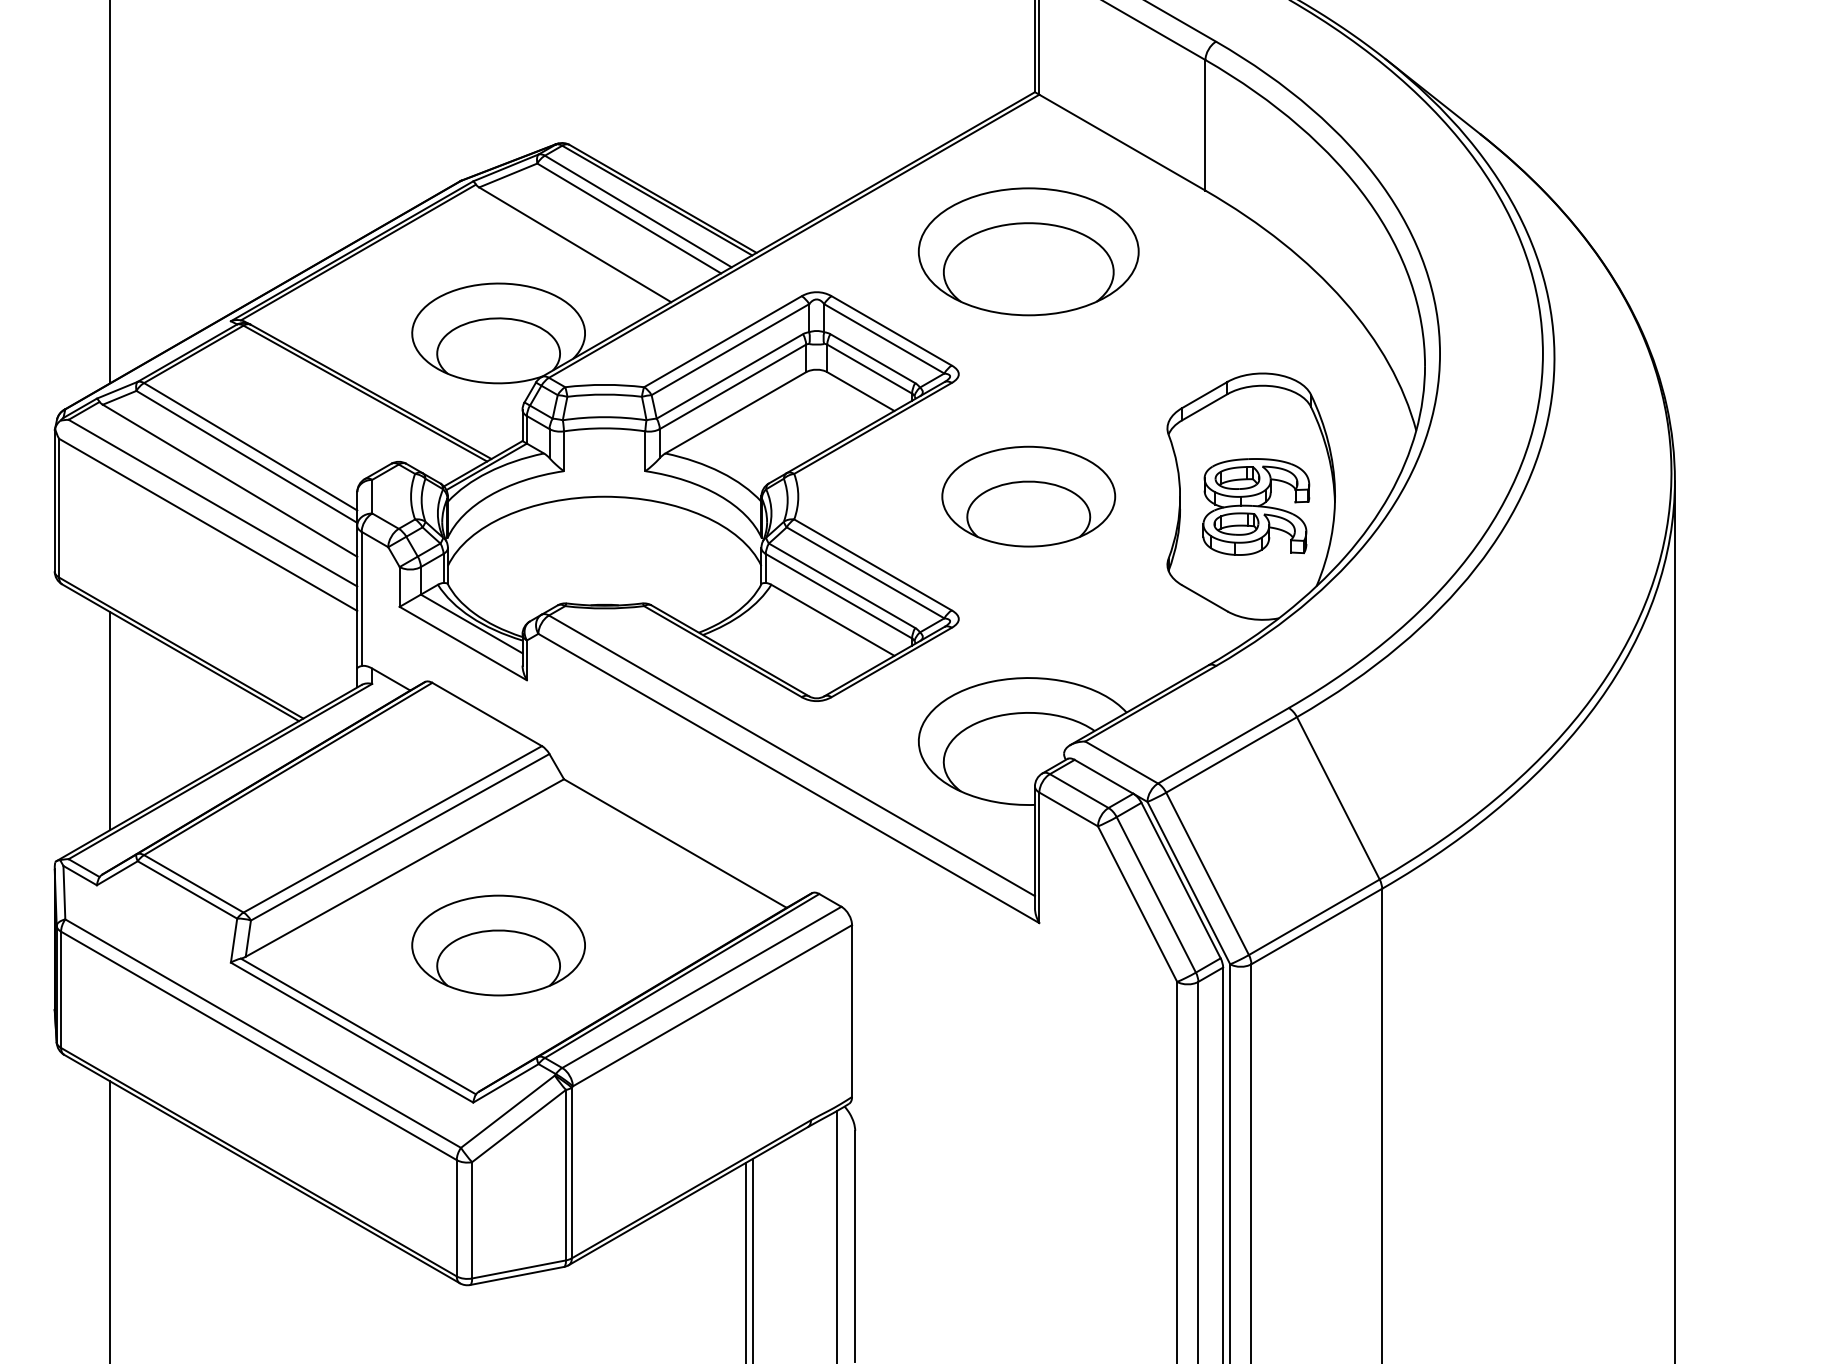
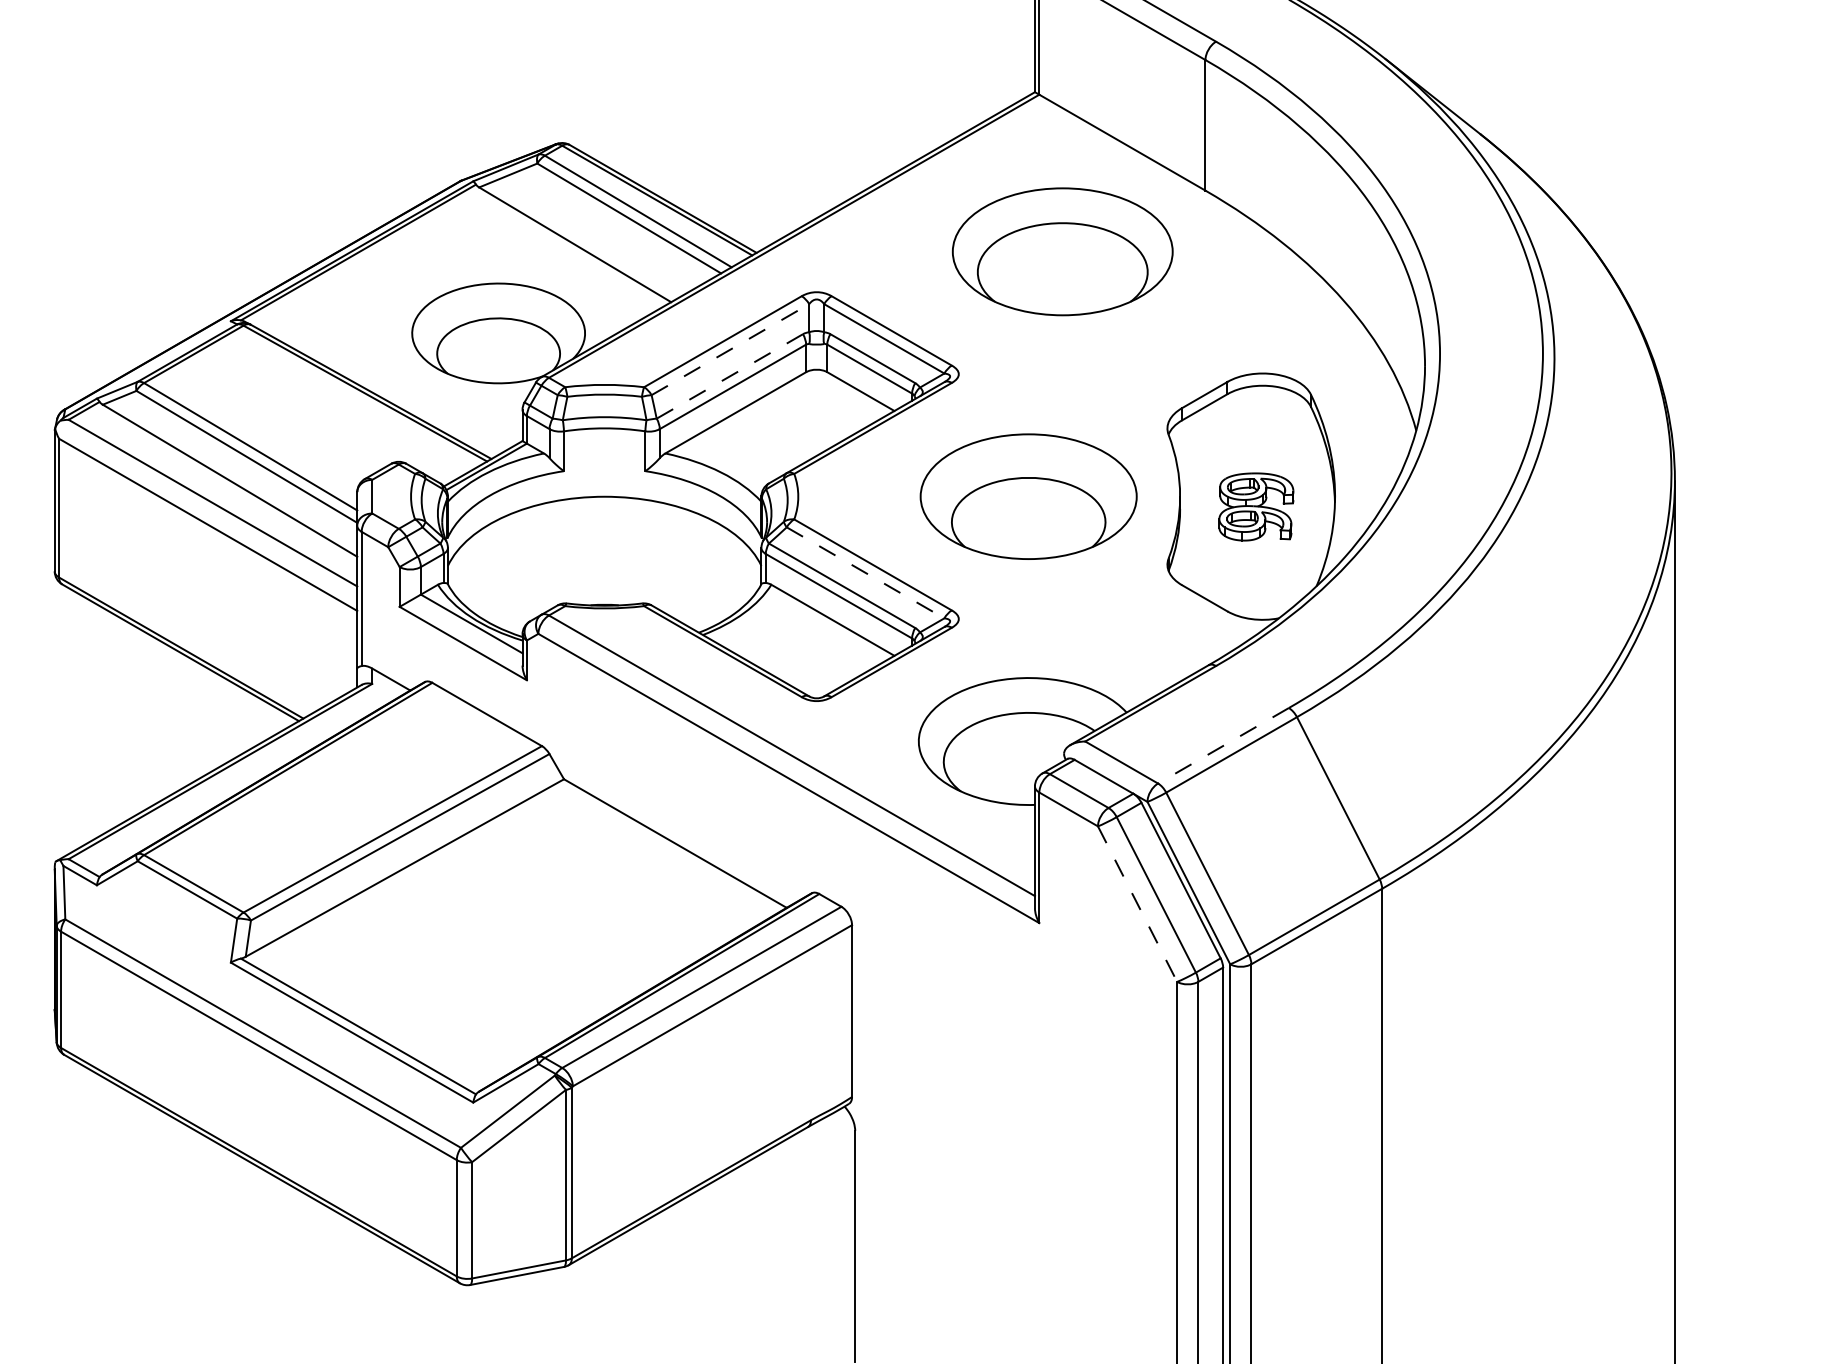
line: present -> none (109, 192)
part position: (1028, 251) -> (1062, 251) (1062, 251)
line: solid -> dashed (730, 349)
line: solid -> dashed (729, 376)
part size: 176x103 px -> 219x127 px (1028, 496)
part size: 109x98 px -> 77x70 px (1256, 506)
line: solid -> dashed (865, 573)
line: present -> none (109, 720)
line: solid -> dashed (1223, 746)
line: solid -> dashed (1137, 904)
part: present -> none (498, 945)
line: present -> none (109, 1220)
line: present -> none (837, 1235)
line: present -> none (753, 1259)
line: present -> none (746, 1261)
